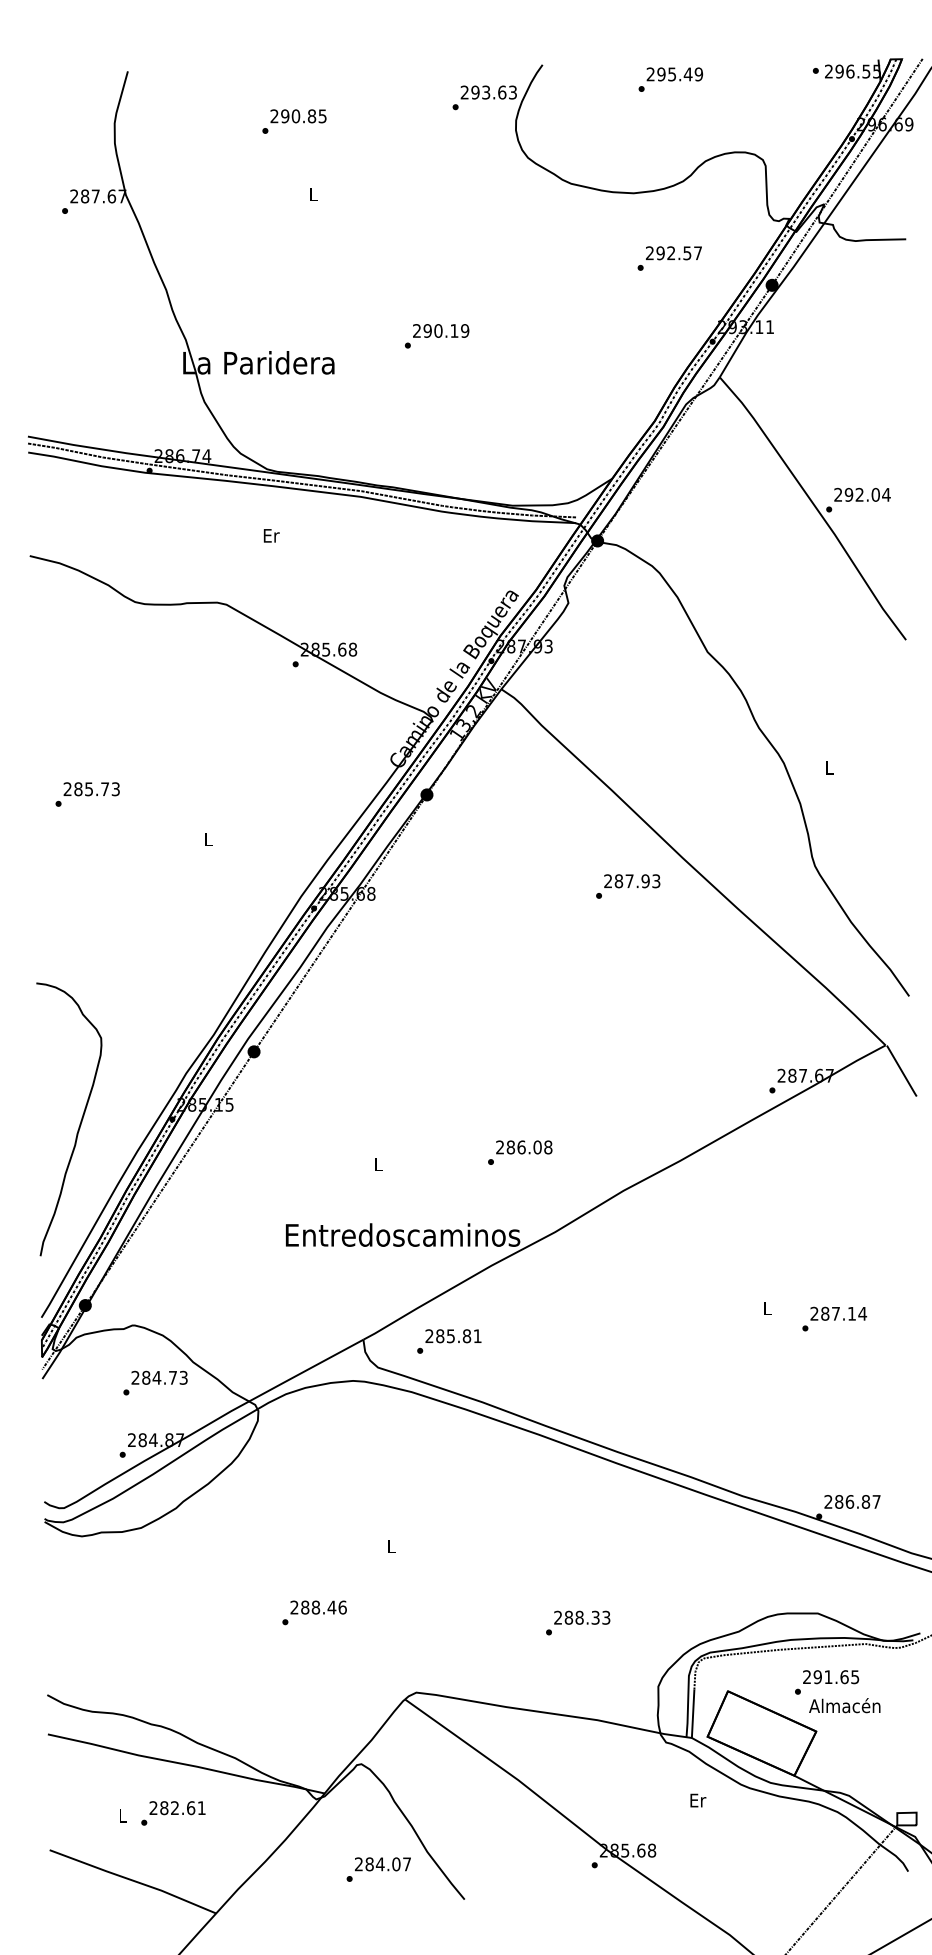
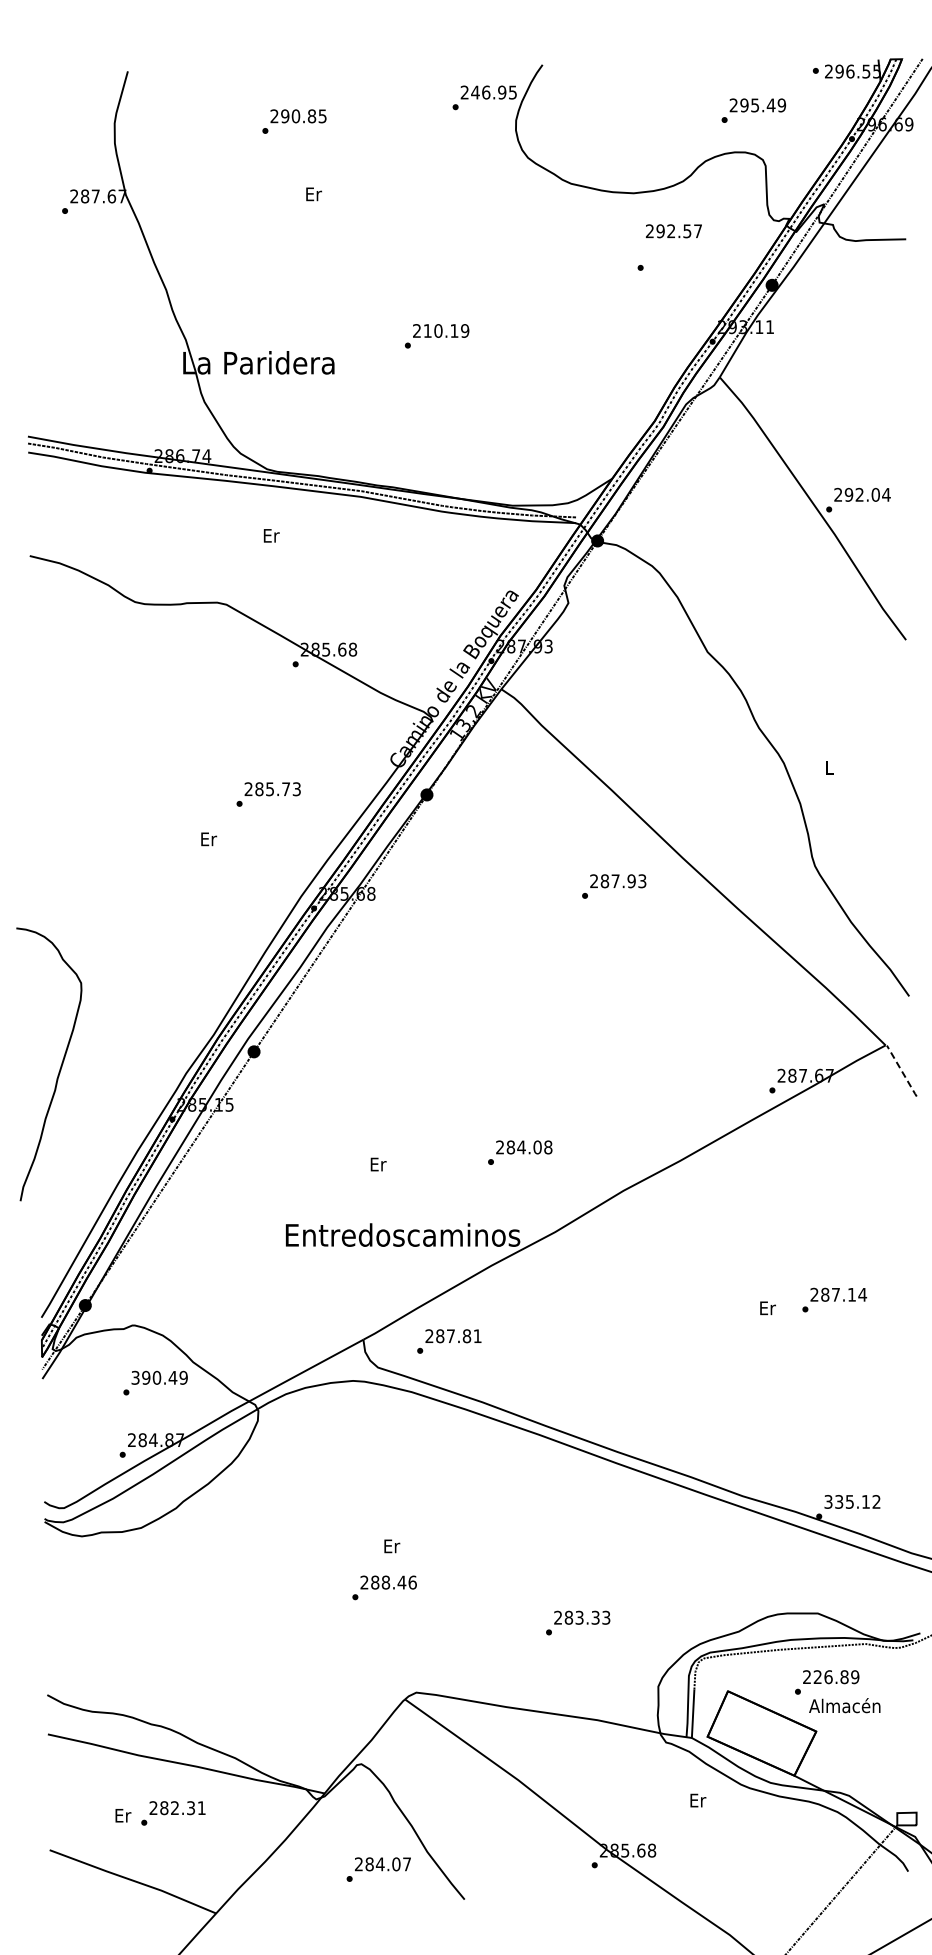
text position: (670, 79) -> (753, 110) (753, 110)
text: 293.63 -> 246.95 (493, 92)
text: L -> Er (314, 194)
text position: (673, 253) -> (673, 231) (673, 231)
text: 290.19 -> 210.19 (427, 330)
text position: (87, 794) -> (268, 794) (268, 794)
text: L -> Er (209, 839)
text position: (628, 886) -> (614, 886) (614, 886)
line: solid -> dashed (902, 1071)
curve position: (79, 1123) -> (59, 1068) (59, 1068)
text: 286.08 -> 284.08 (521, 1147)
text: L -> Er (378, 1164)
text: L -> Er (767, 1308)
text position: (834, 1318) -> (834, 1299) (834, 1299)
text: 285.81 -> 287.81 (450, 1336)
text: 284.73 -> 390.49 (159, 1377)
text: 286.87 -> 335.12 (852, 1501)
text: L -> Er (392, 1546)
text position: (314, 1612) -> (384, 1587) (384, 1587)
text: 288.33 -> 283.33 (579, 1617)
text: 291.65 -> 226.89 (836, 1677)
text: 282.61 -> 282.31 (191, 1808)
text: L -> Er (123, 1815)
